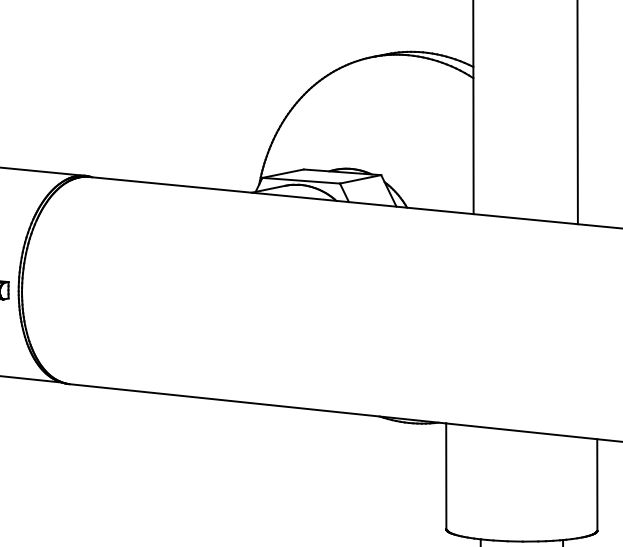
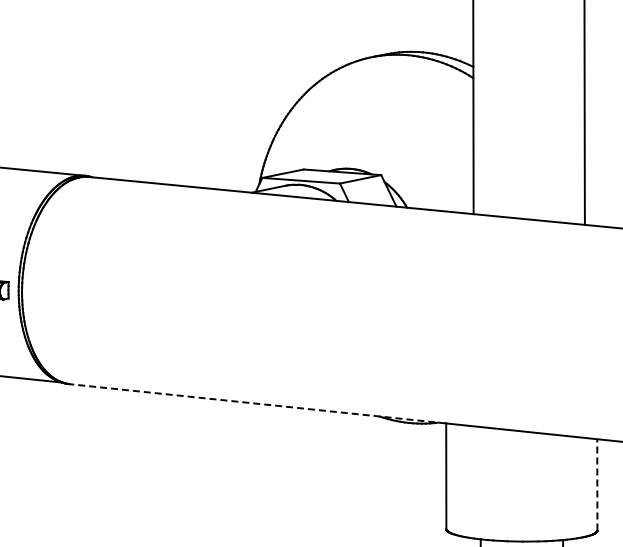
line position: (577, 113) -> (584, 113) (584, 113)
line: solid -> dashed (257, 403)
line: solid -> dashed (597, 484)
